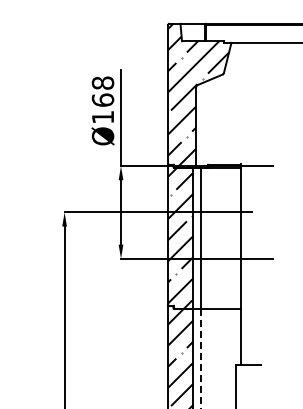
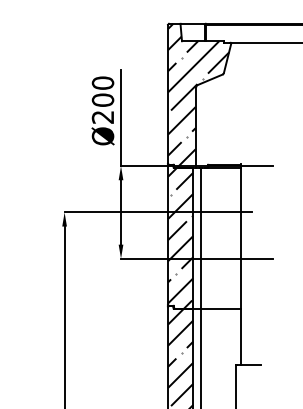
text: Ø168 -> Ø200 (102, 99)
line: dashed -> solid (200, 358)
